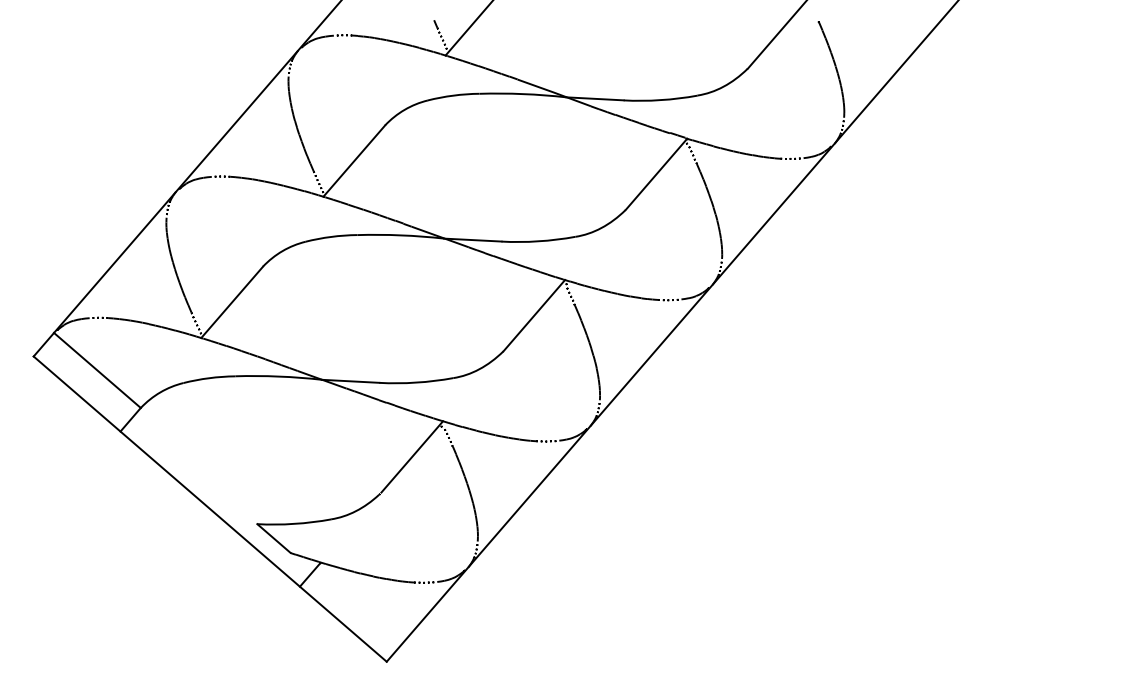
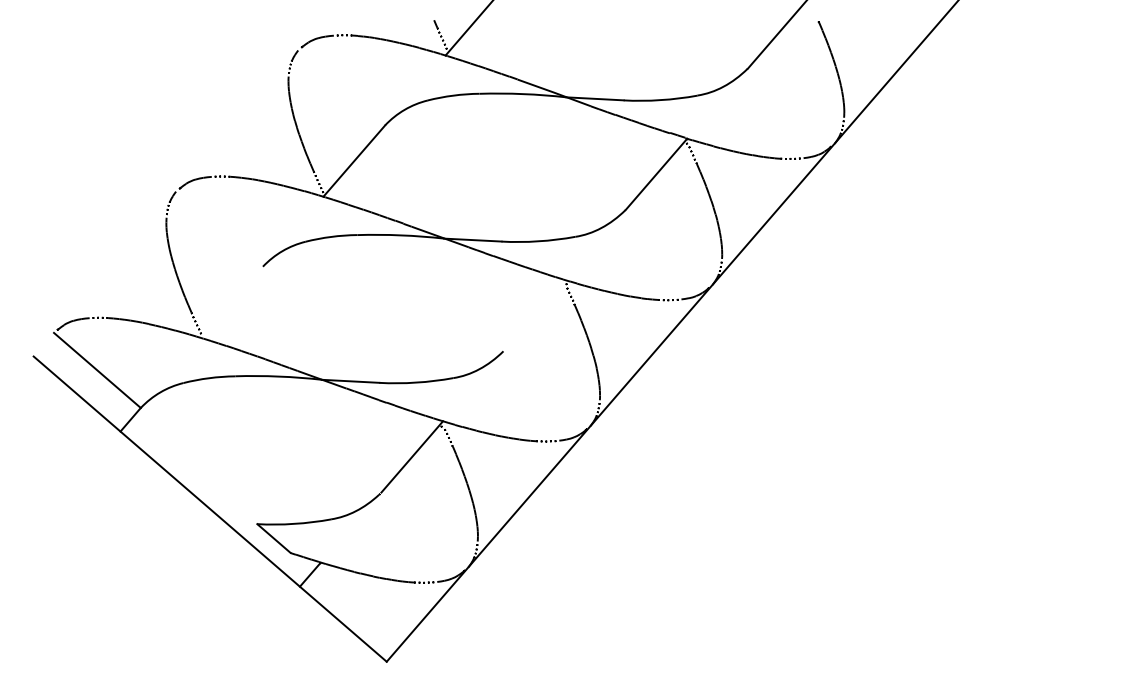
line: present -> none (186, 179)
line: present -> none (231, 302)
line: present -> none (534, 315)
